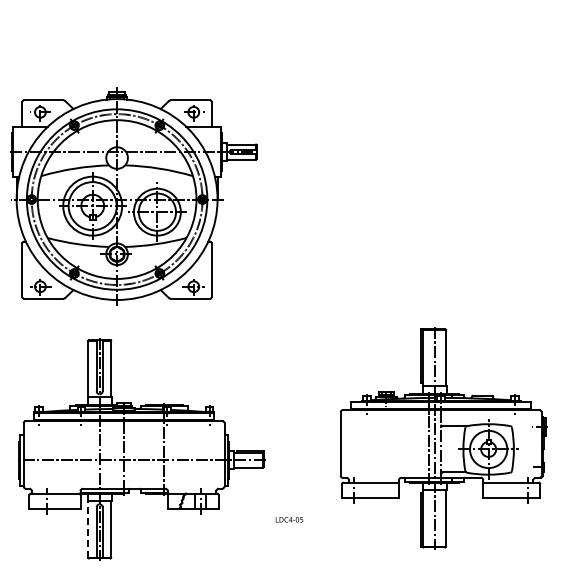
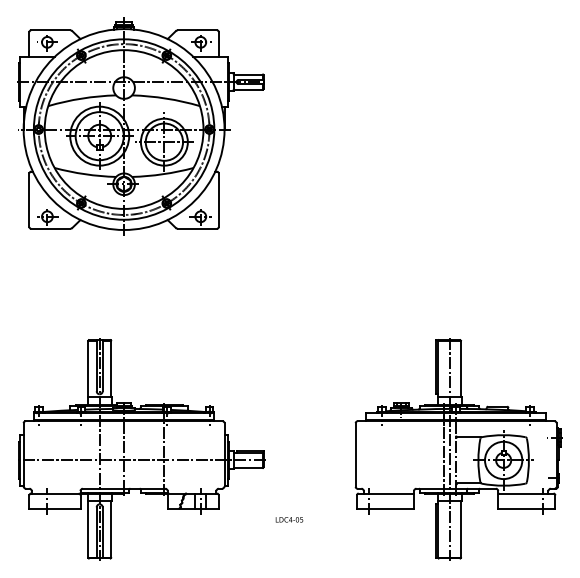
part position: (133, 196) -> (140, 126) (140, 126)
part position: (443, 438) -> (458, 449) (458, 449)
line: dashed -> solid (88, 529)
